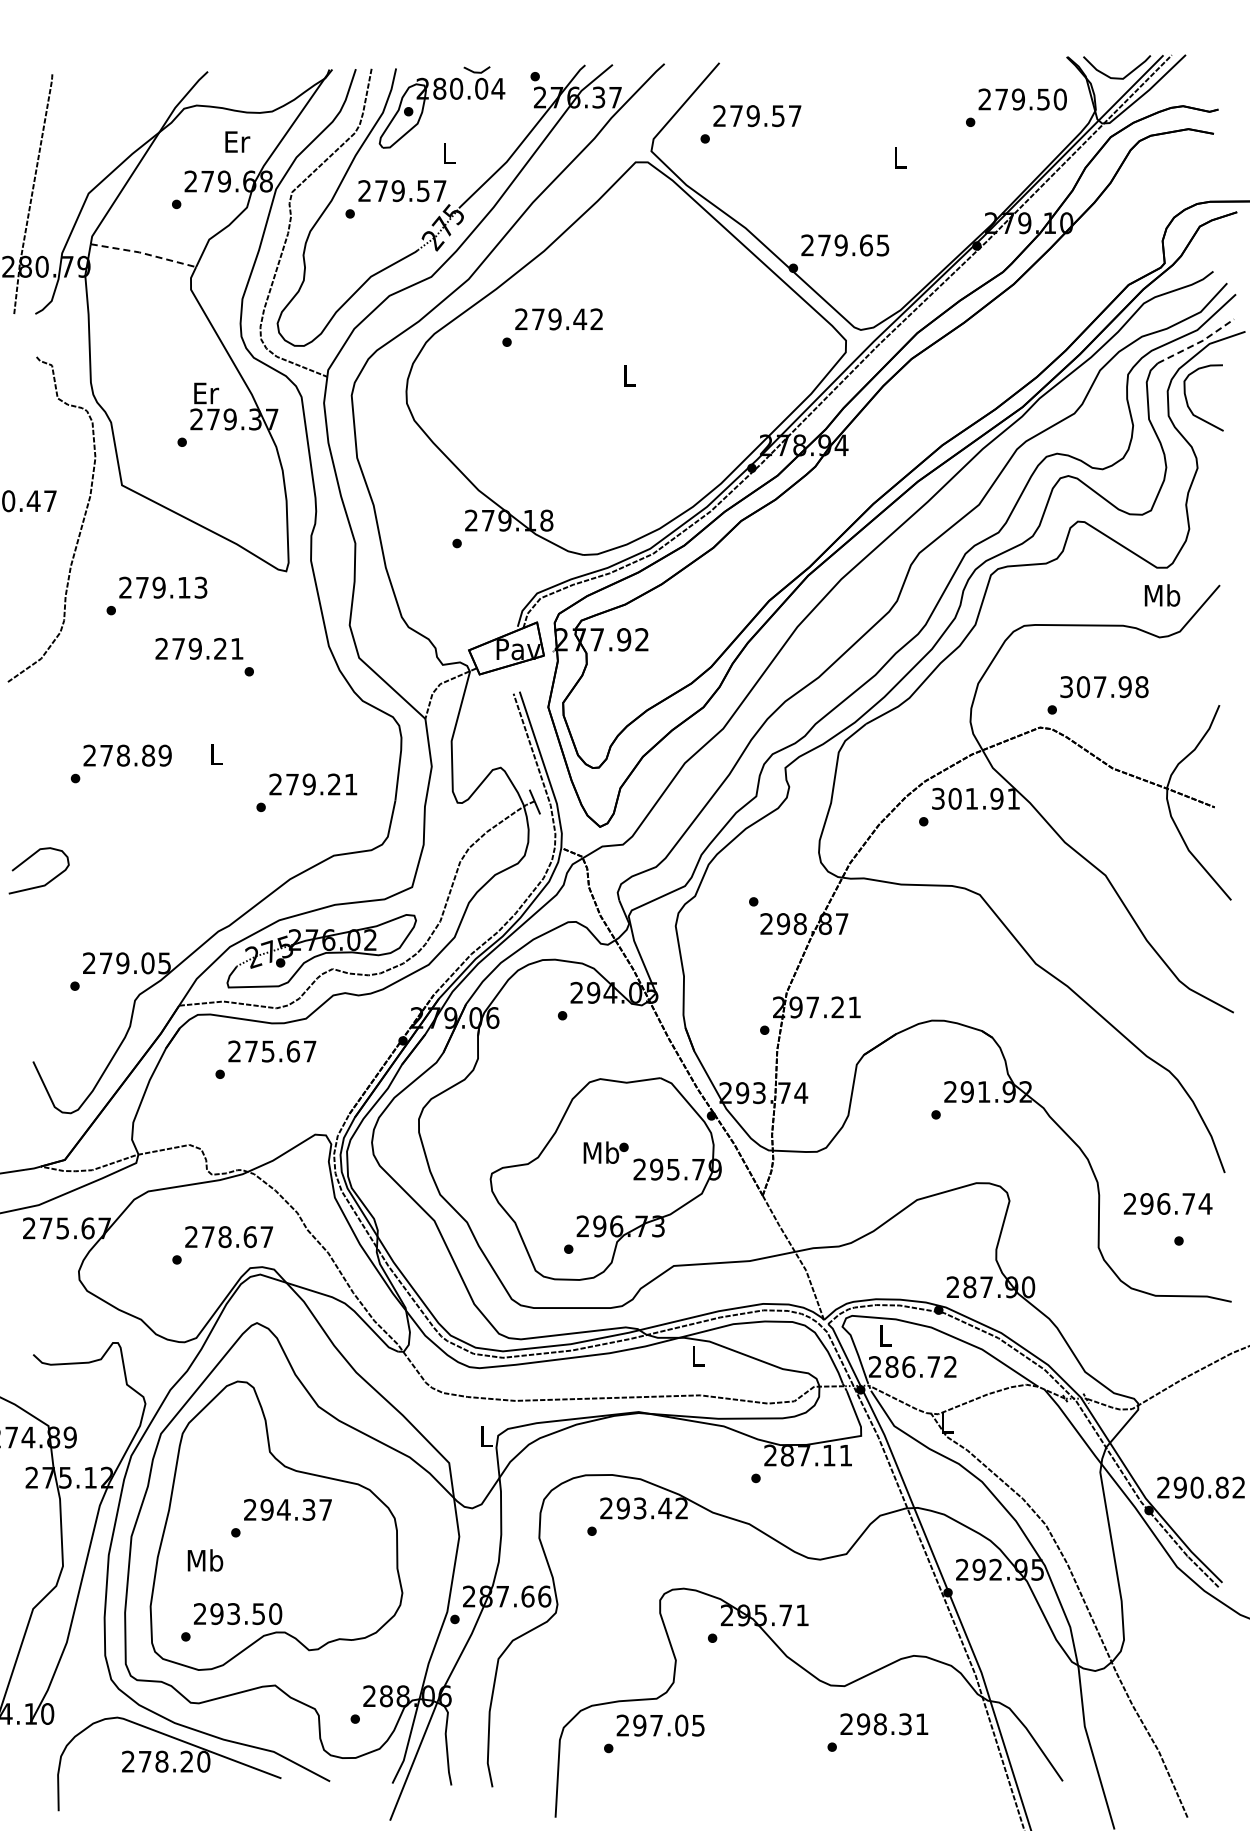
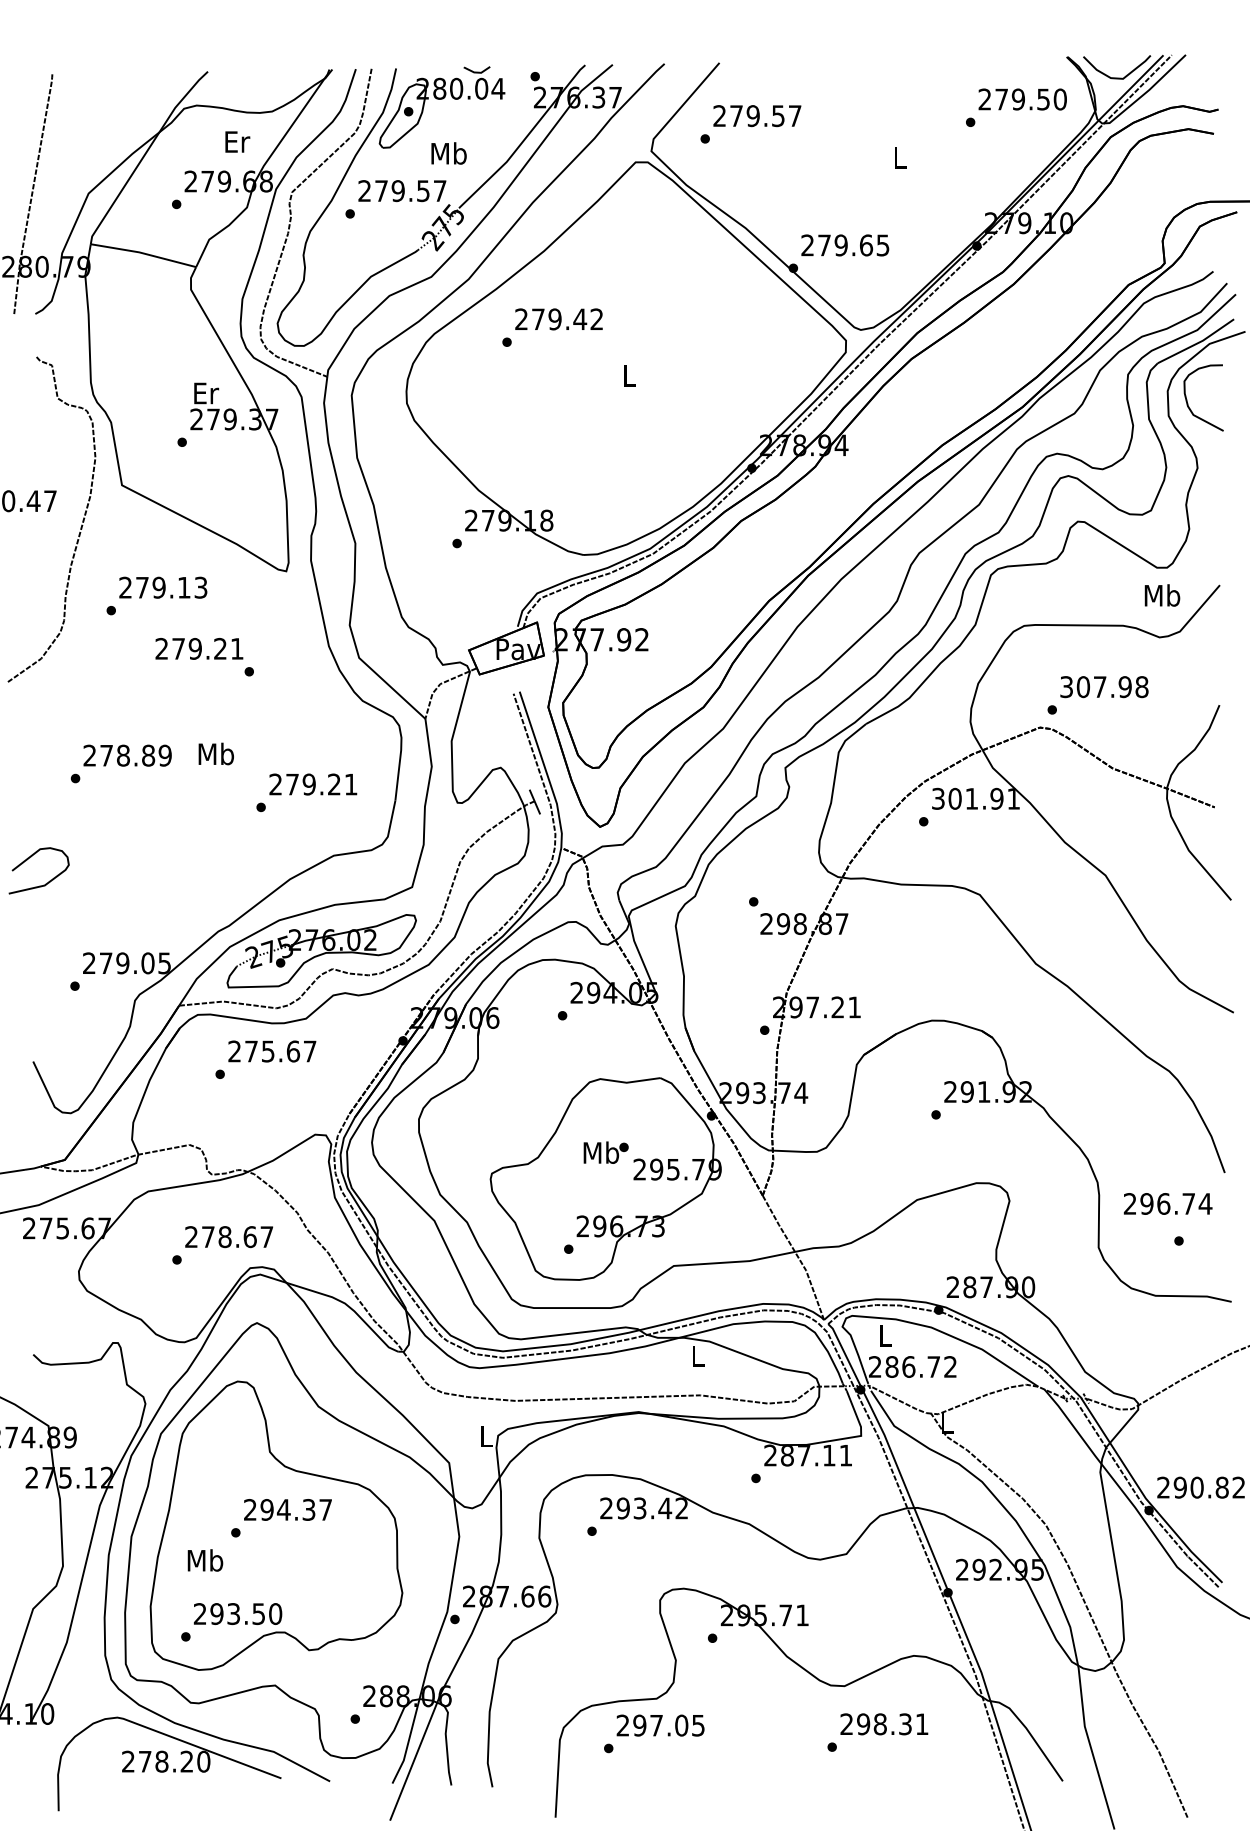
text: L -> Mb (448, 153)
line: dashed -> solid (143, 253)
line: dashed -> solid (1197, 343)
text: L -> Mb (215, 753)
